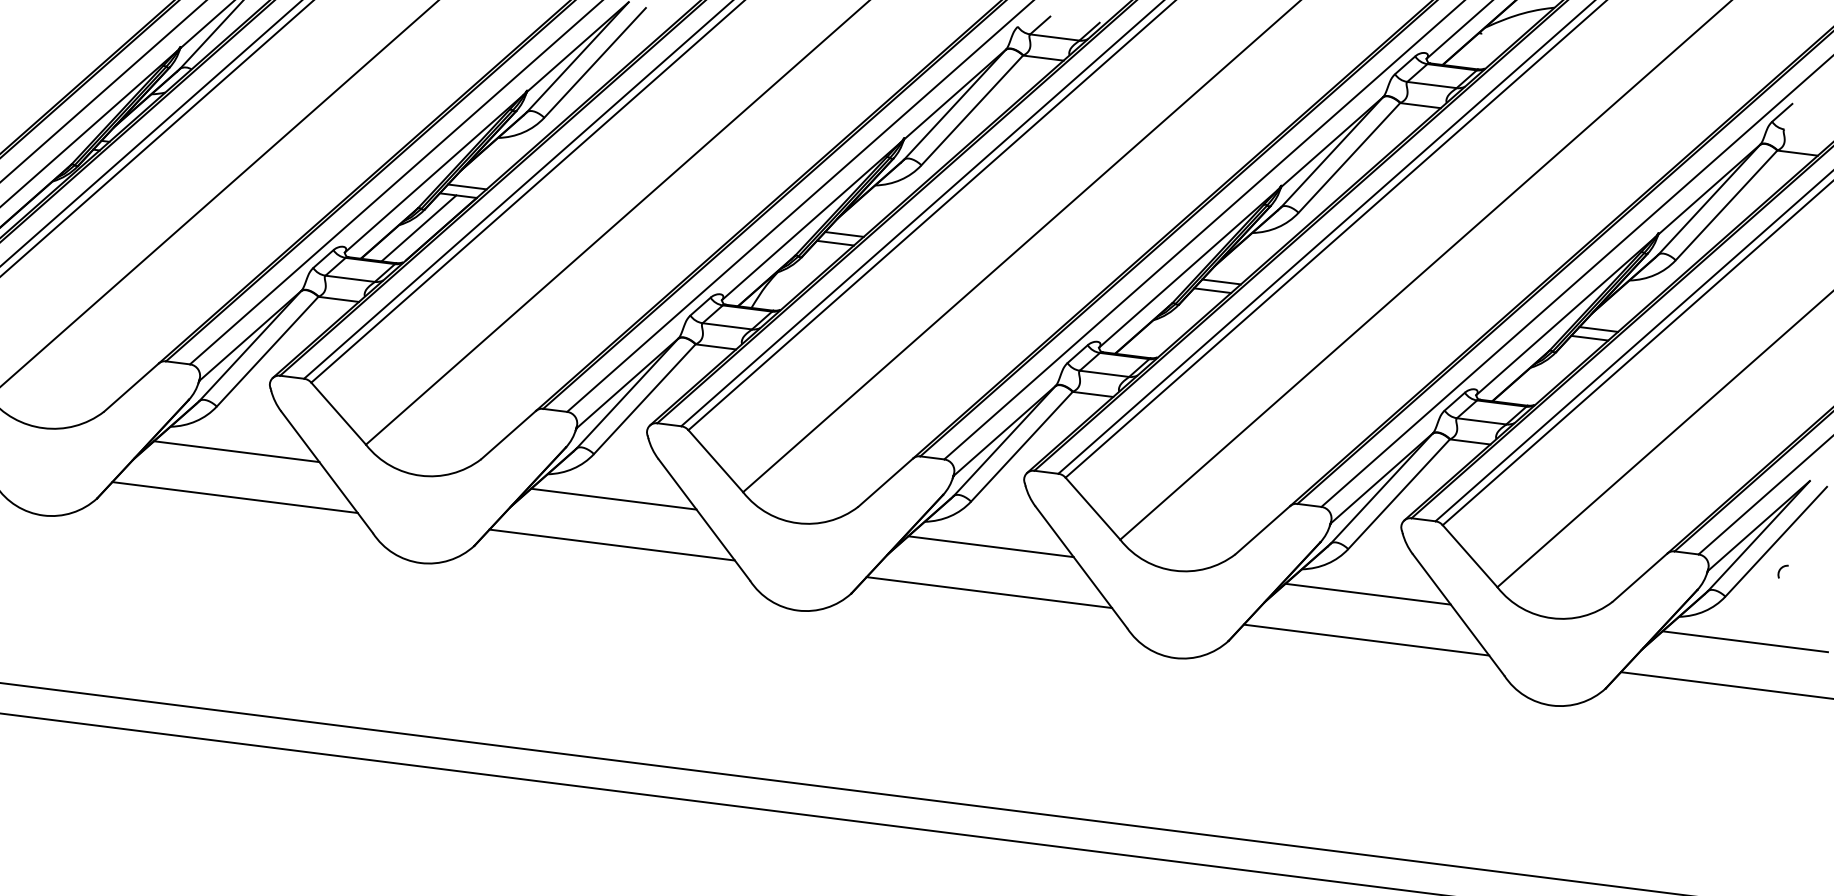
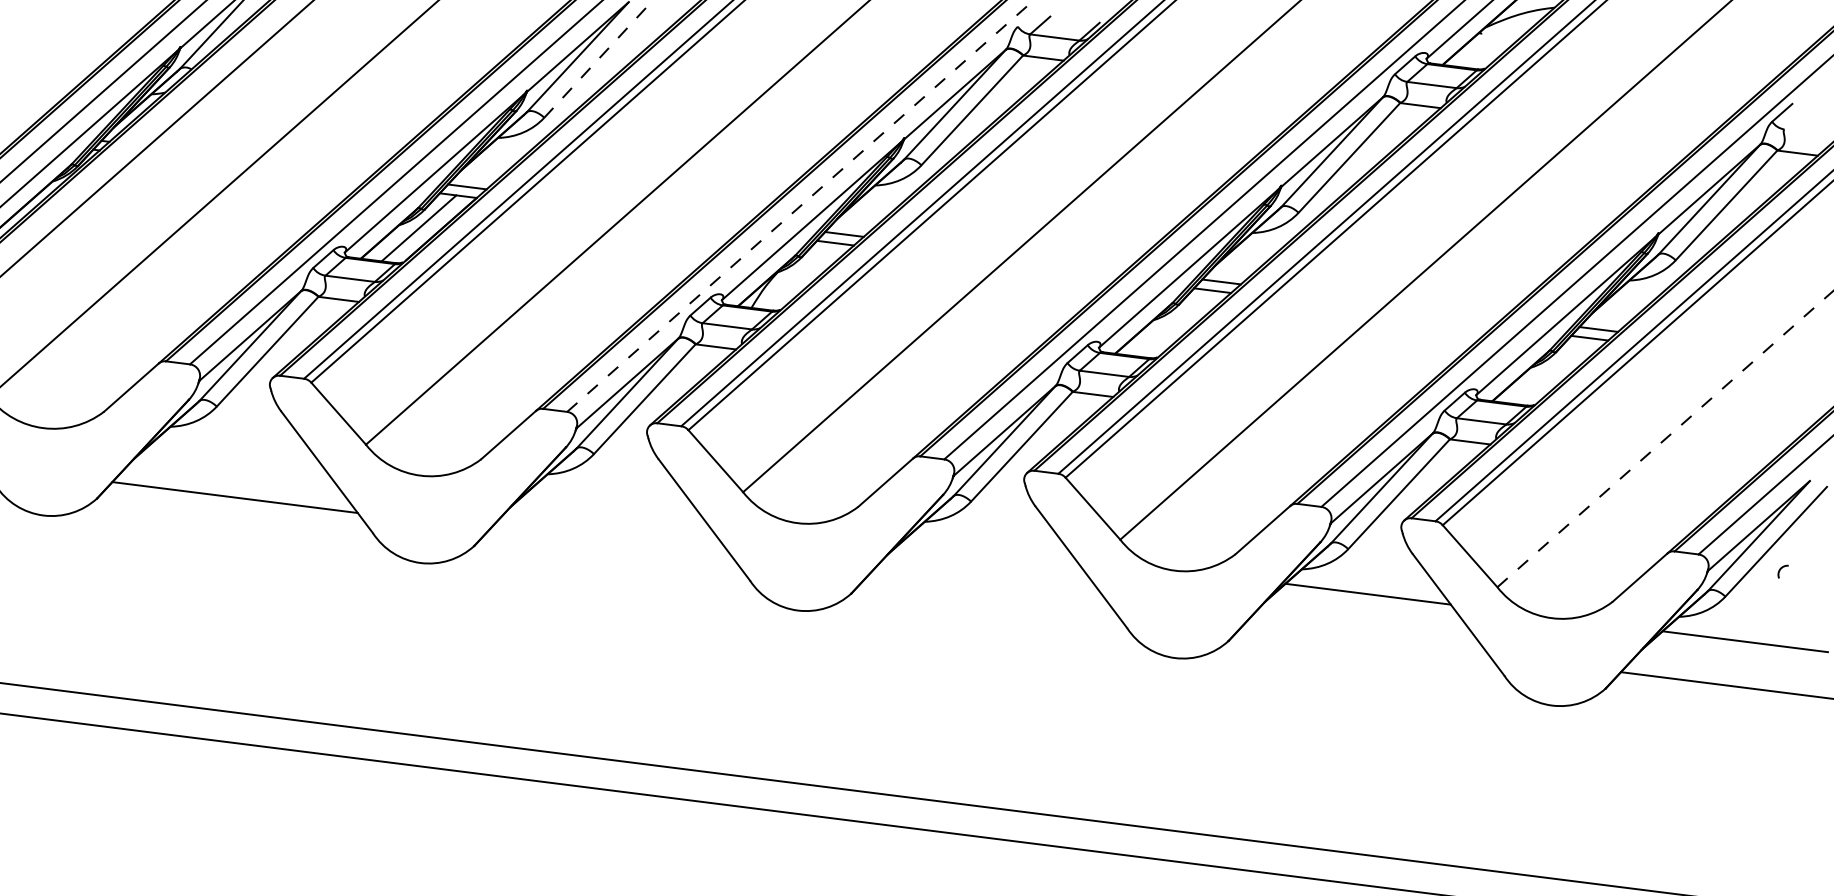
line: solid -> dashed (595, 62)
line: present -> none (150, 133)
line: solid -> dashed (800, 206)
line: solid -> dashed (1665, 439)
line: present -> none (236, 451)
line: present -> none (613, 498)
line: present -> none (611, 544)
line: present -> none (990, 546)
line: present -> none (989, 592)
line: present -> none (1366, 639)
